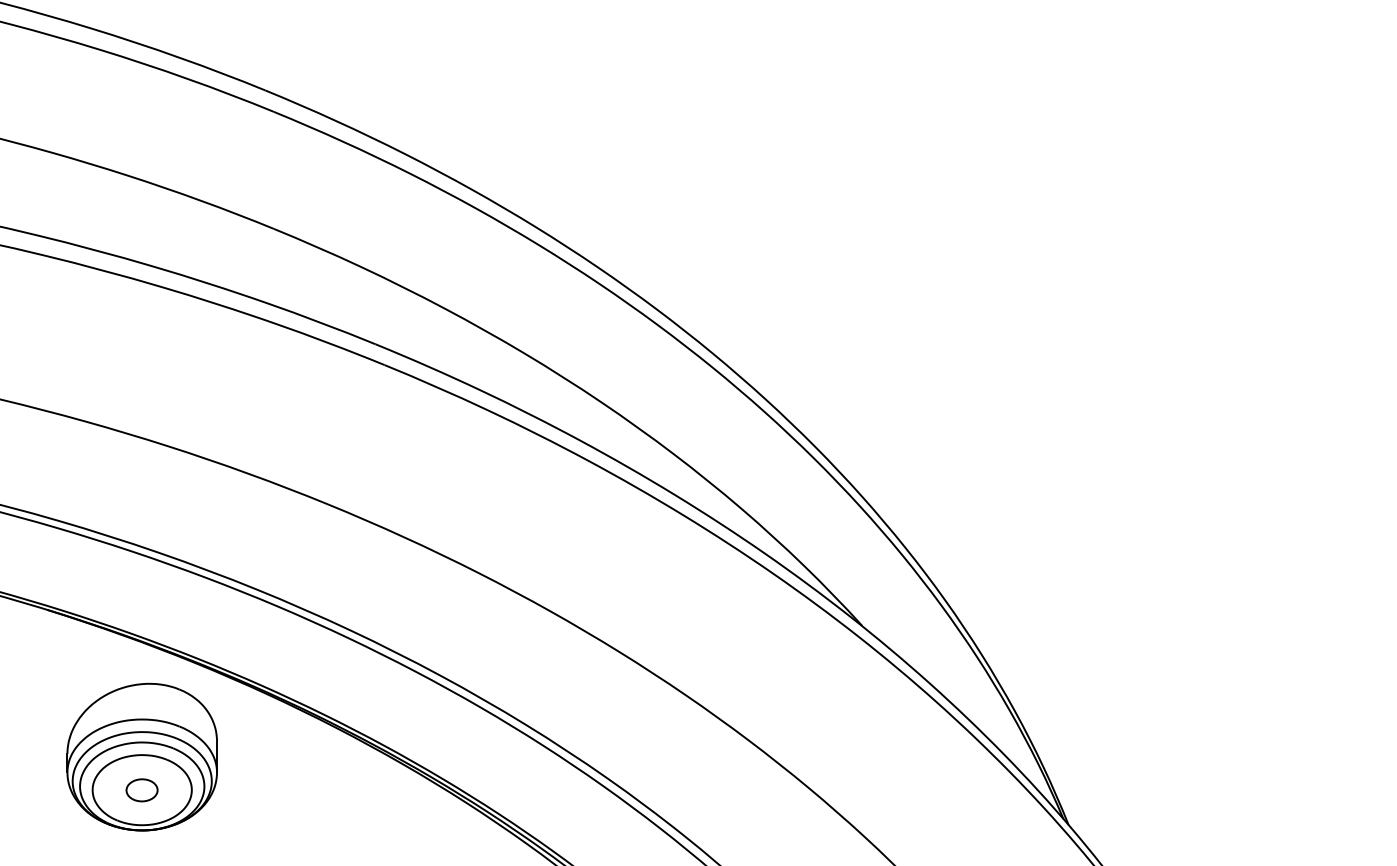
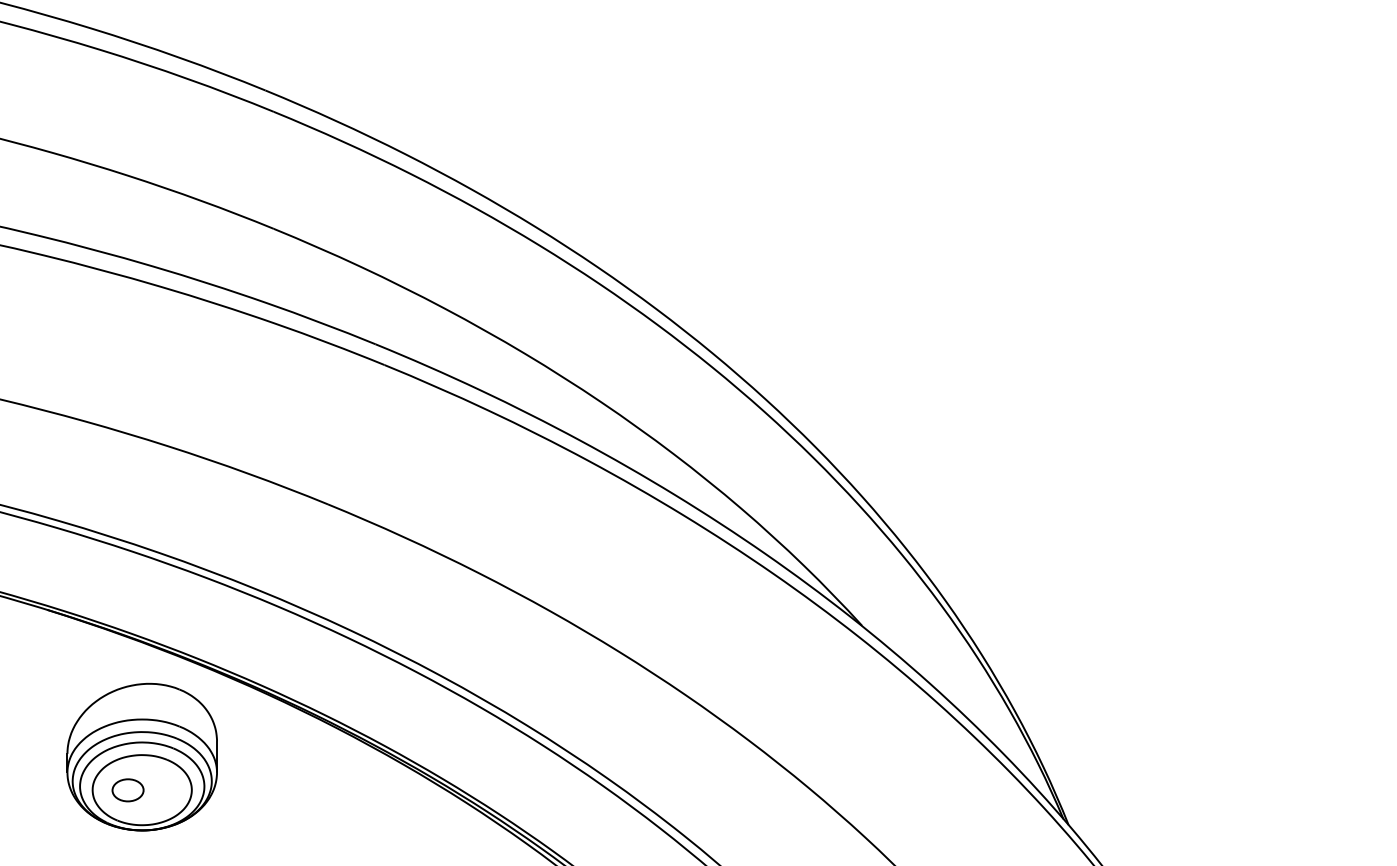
part position: (141, 790) -> (127, 790) (127, 790)
